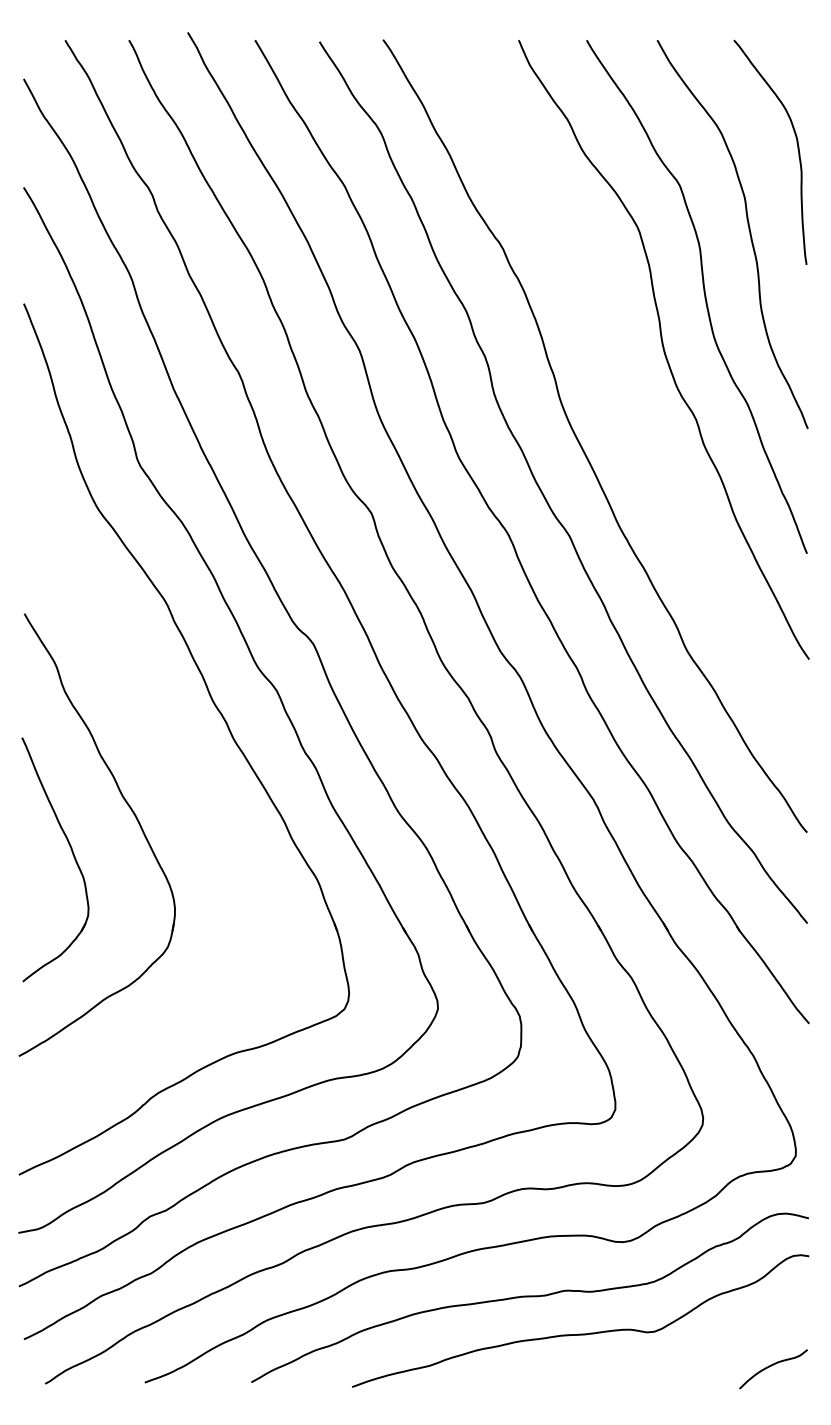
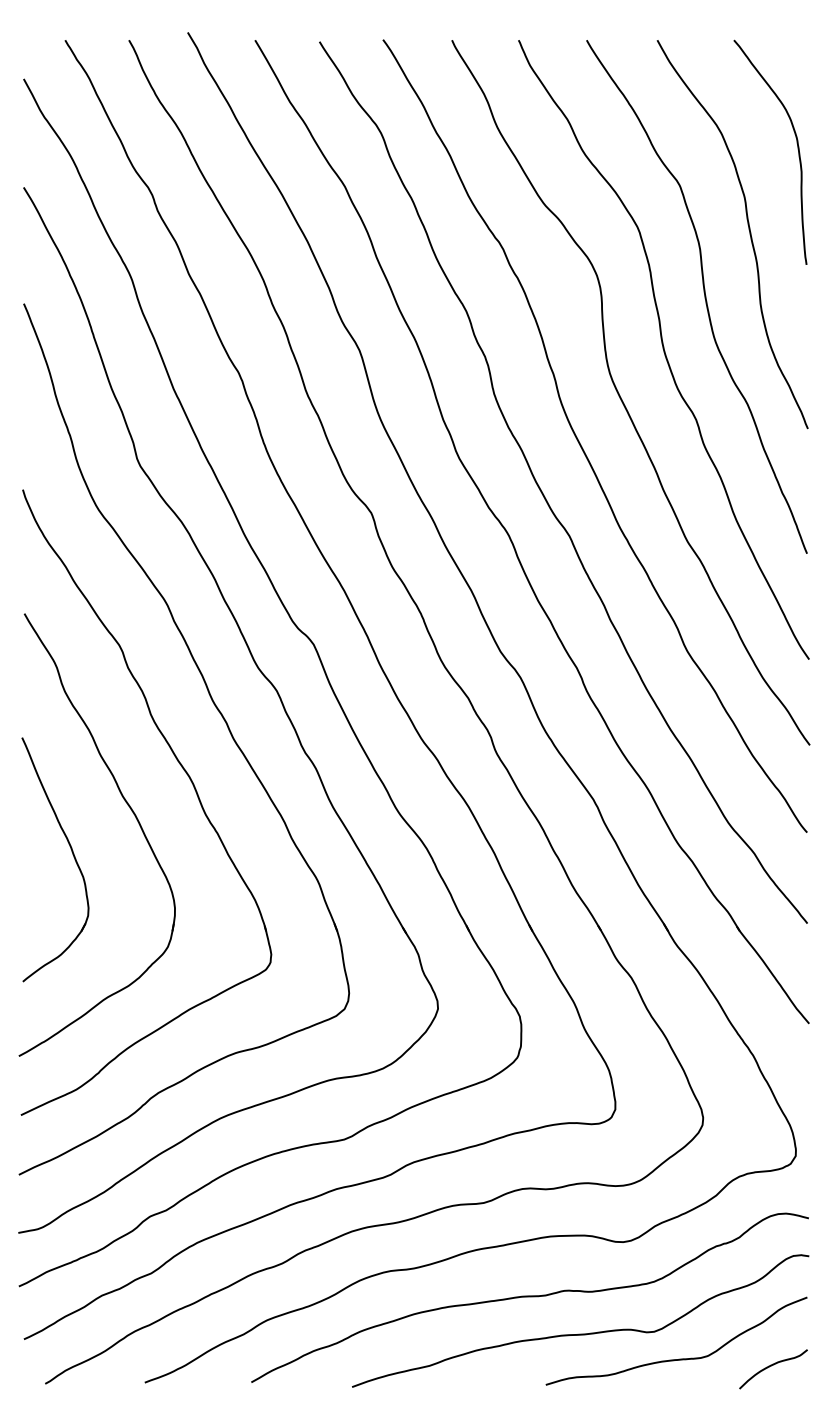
curve: none -> present (621, 397)
part: none -> present (190, 781)
curve: none -> present (679, 1358)
